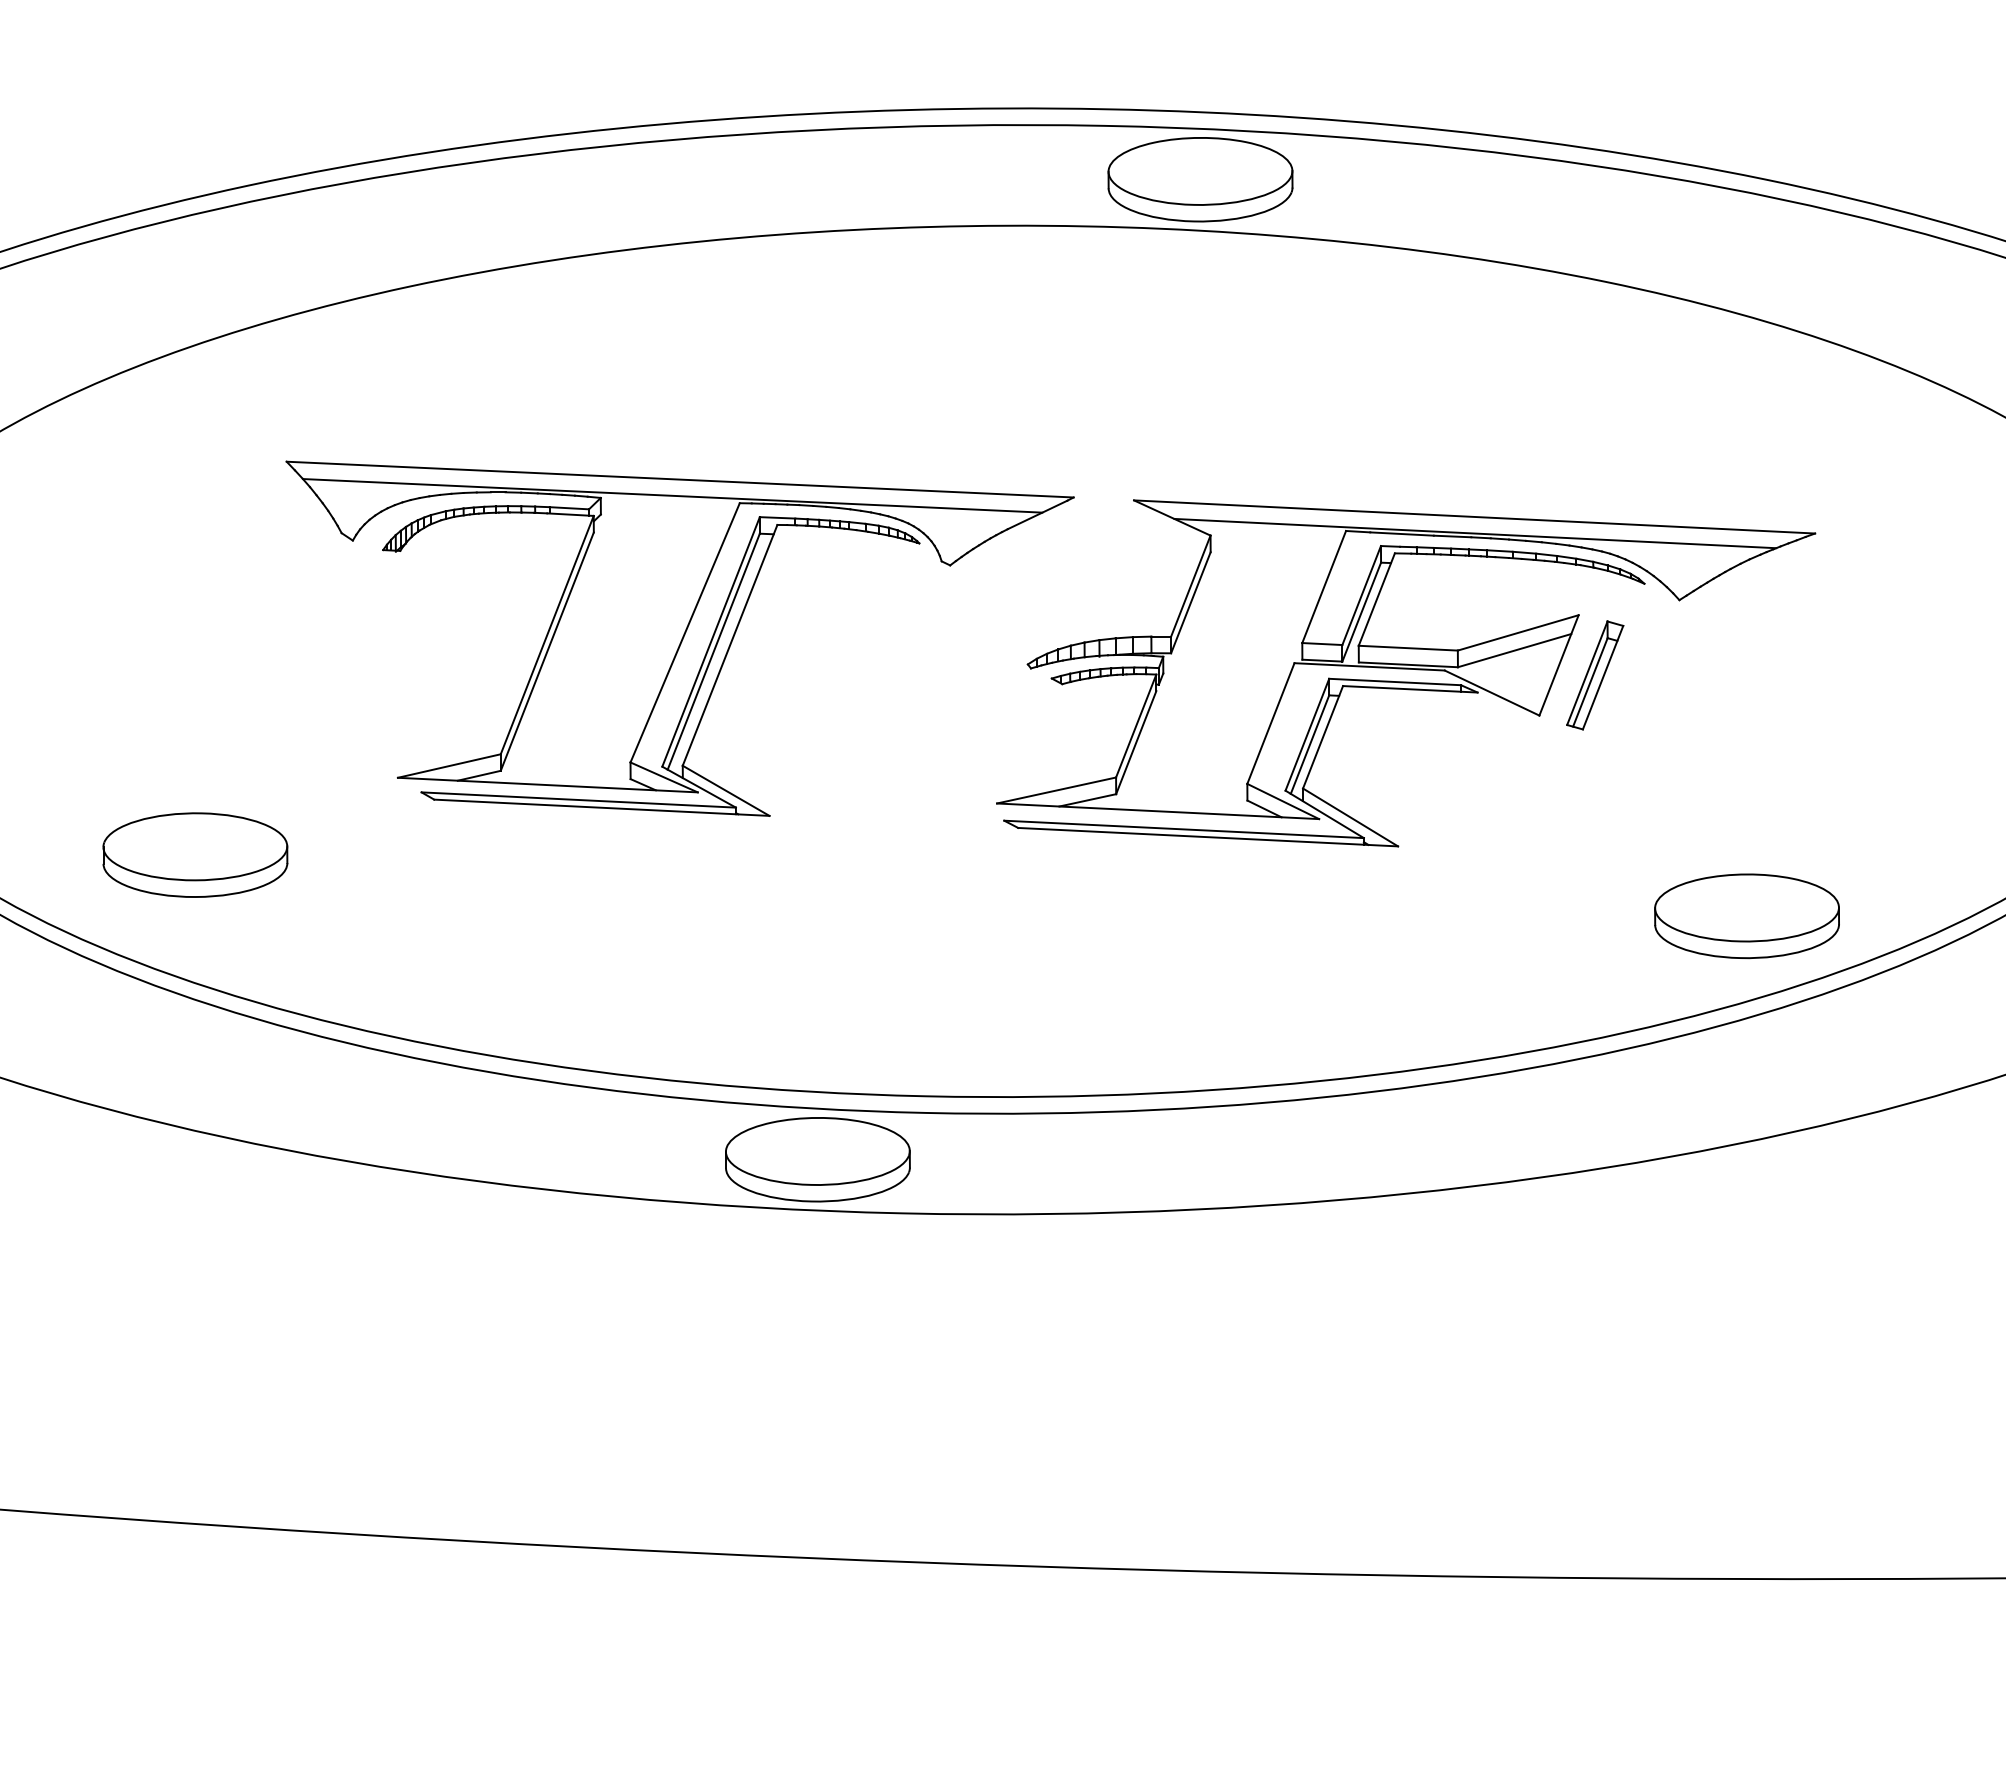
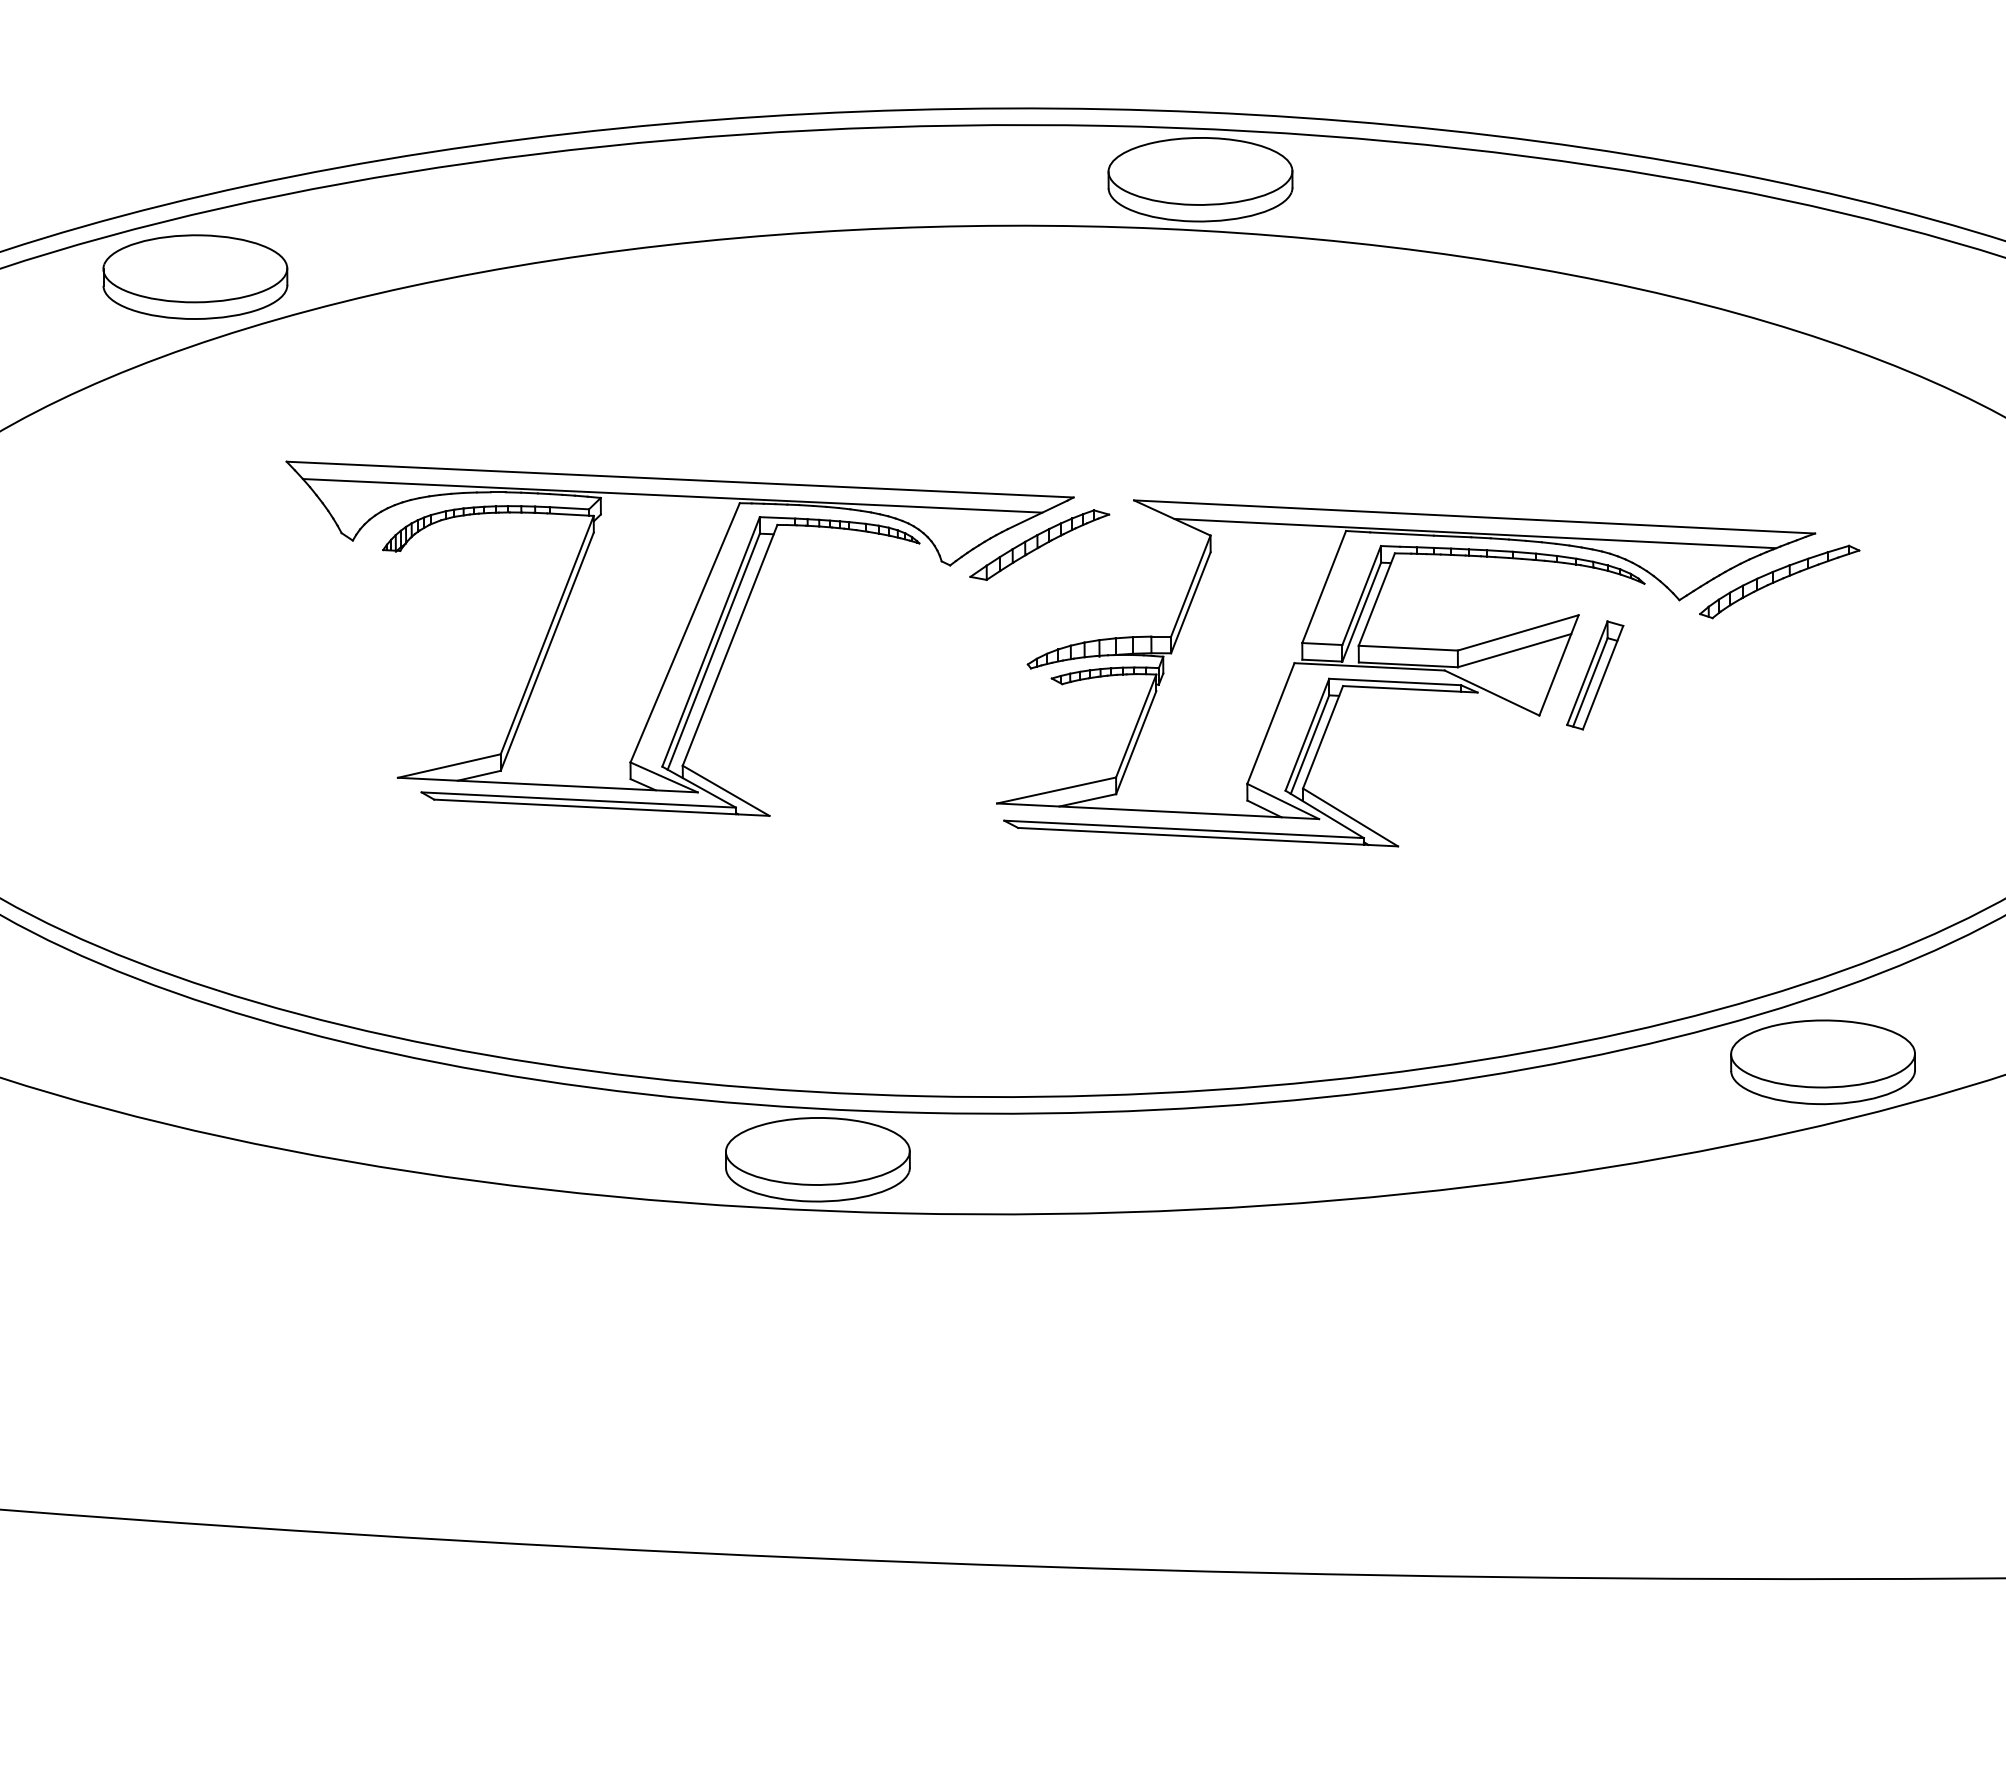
part: none -> present (1039, 544)
part: none -> present (1779, 581)
part position: (195, 854) -> (195, 276) (195, 276)
part position: (1746, 916) -> (1822, 1062) (1822, 1062)
